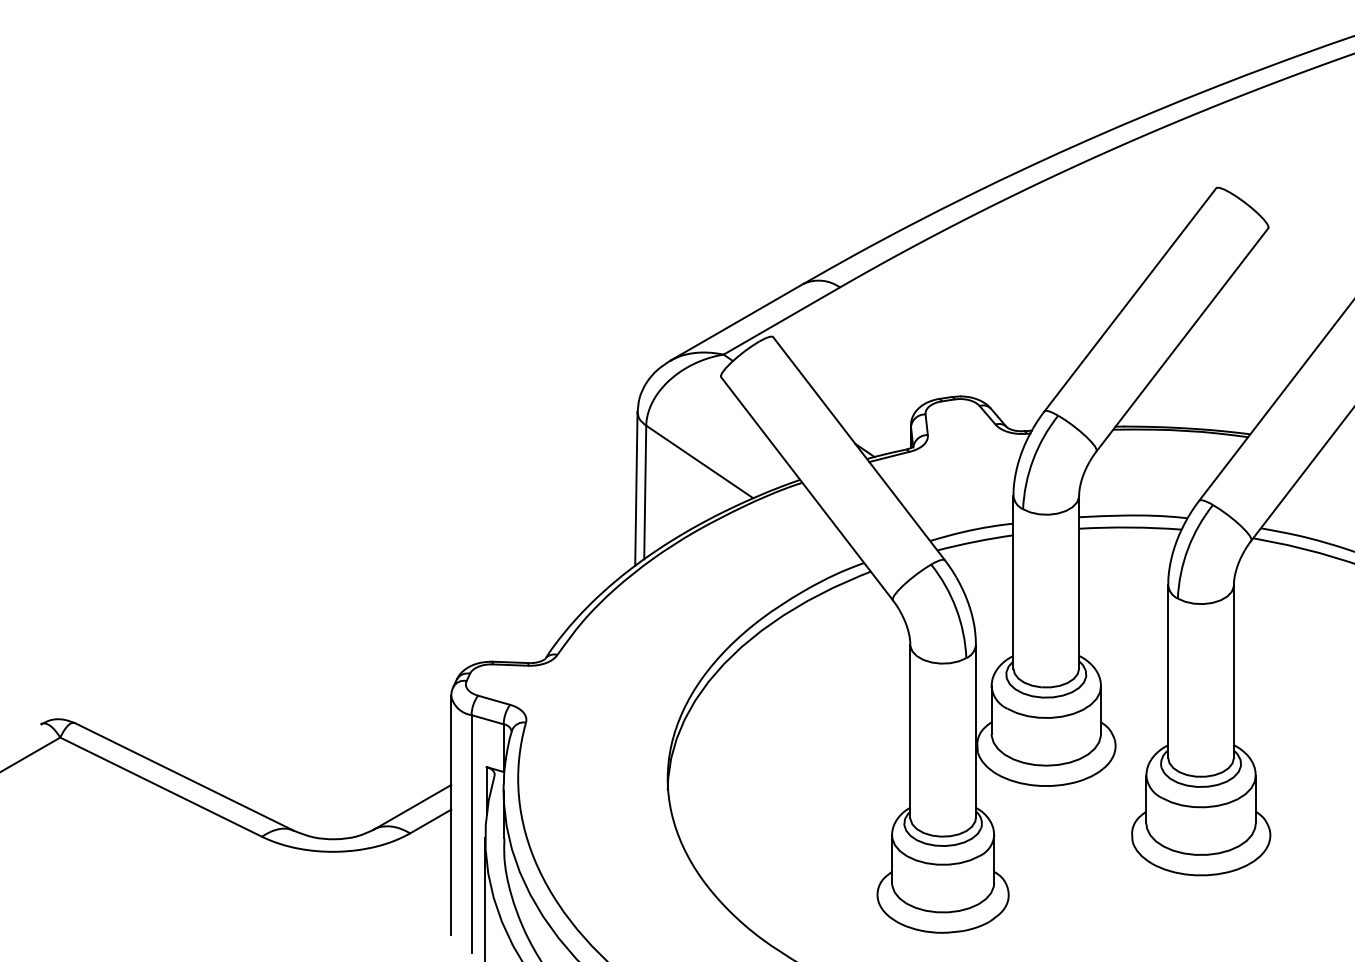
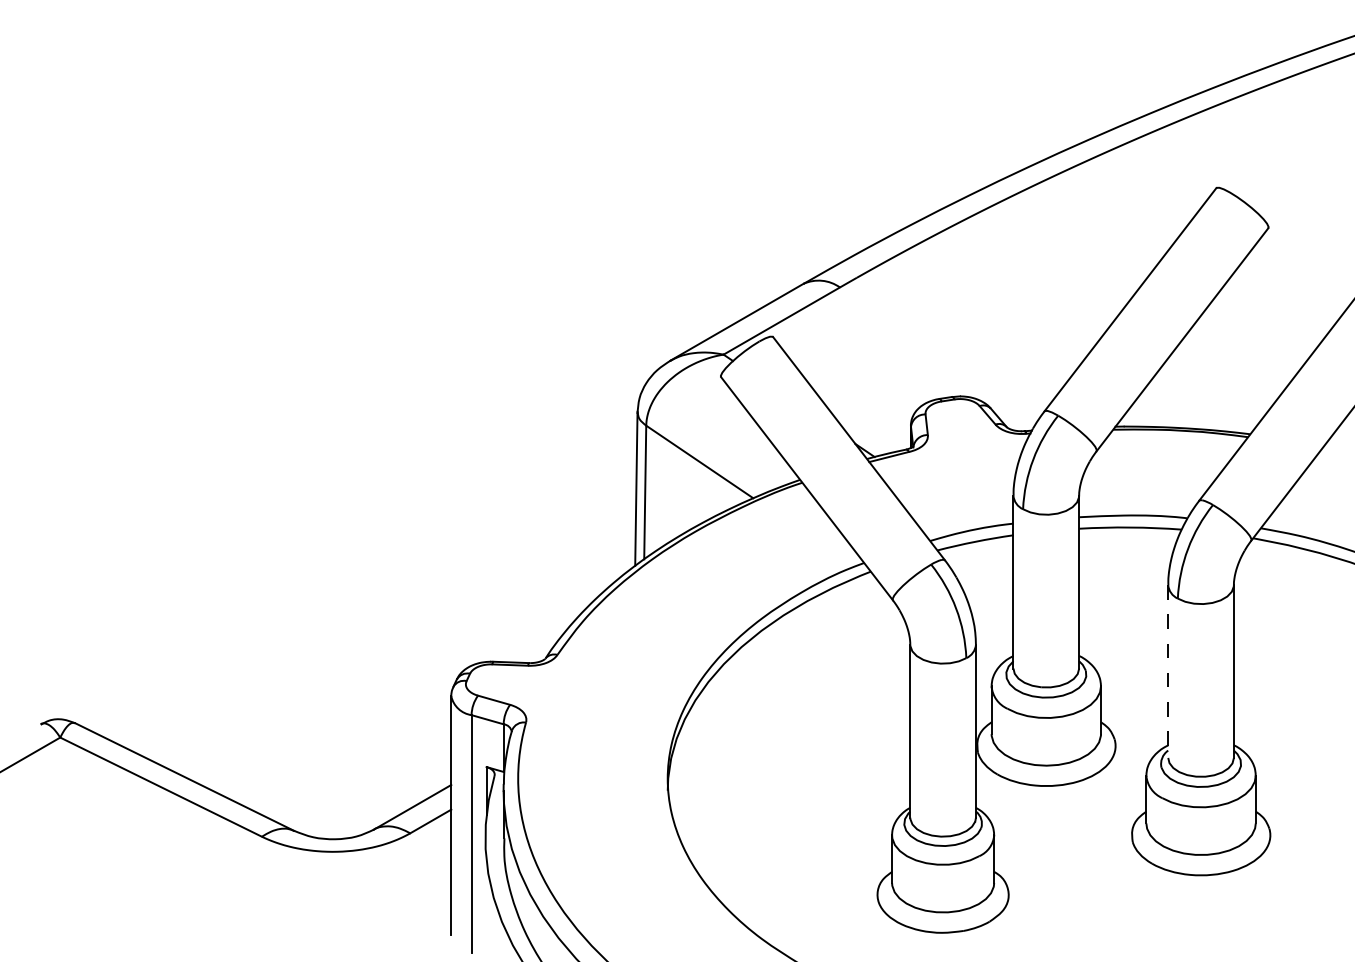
line: solid -> dashed (1168, 672)
line: present -> none (485, 898)
